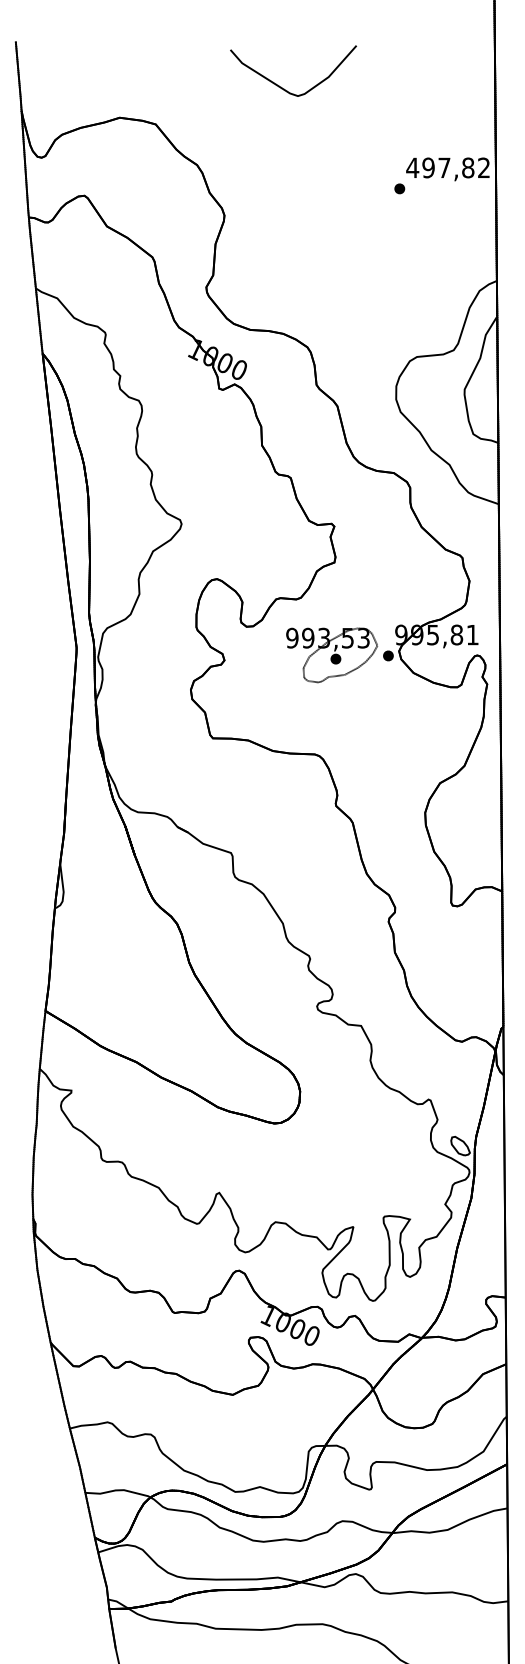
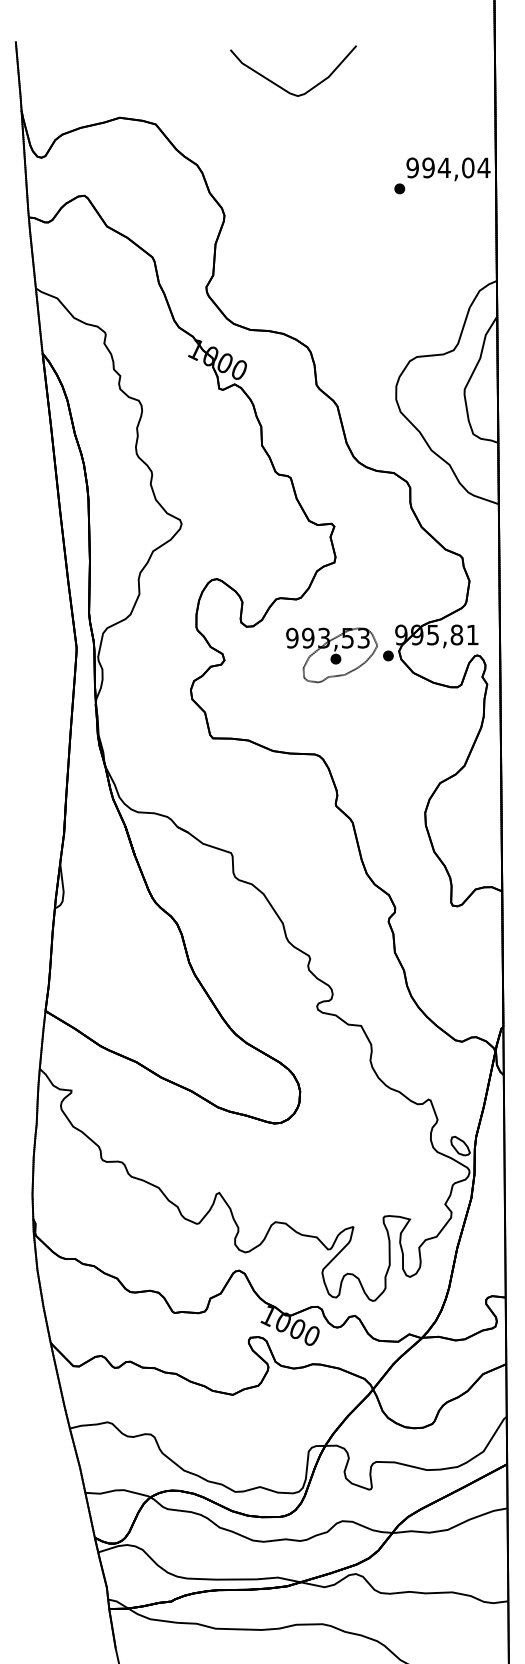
text: 497,82 -> 994,04 (448, 167)
